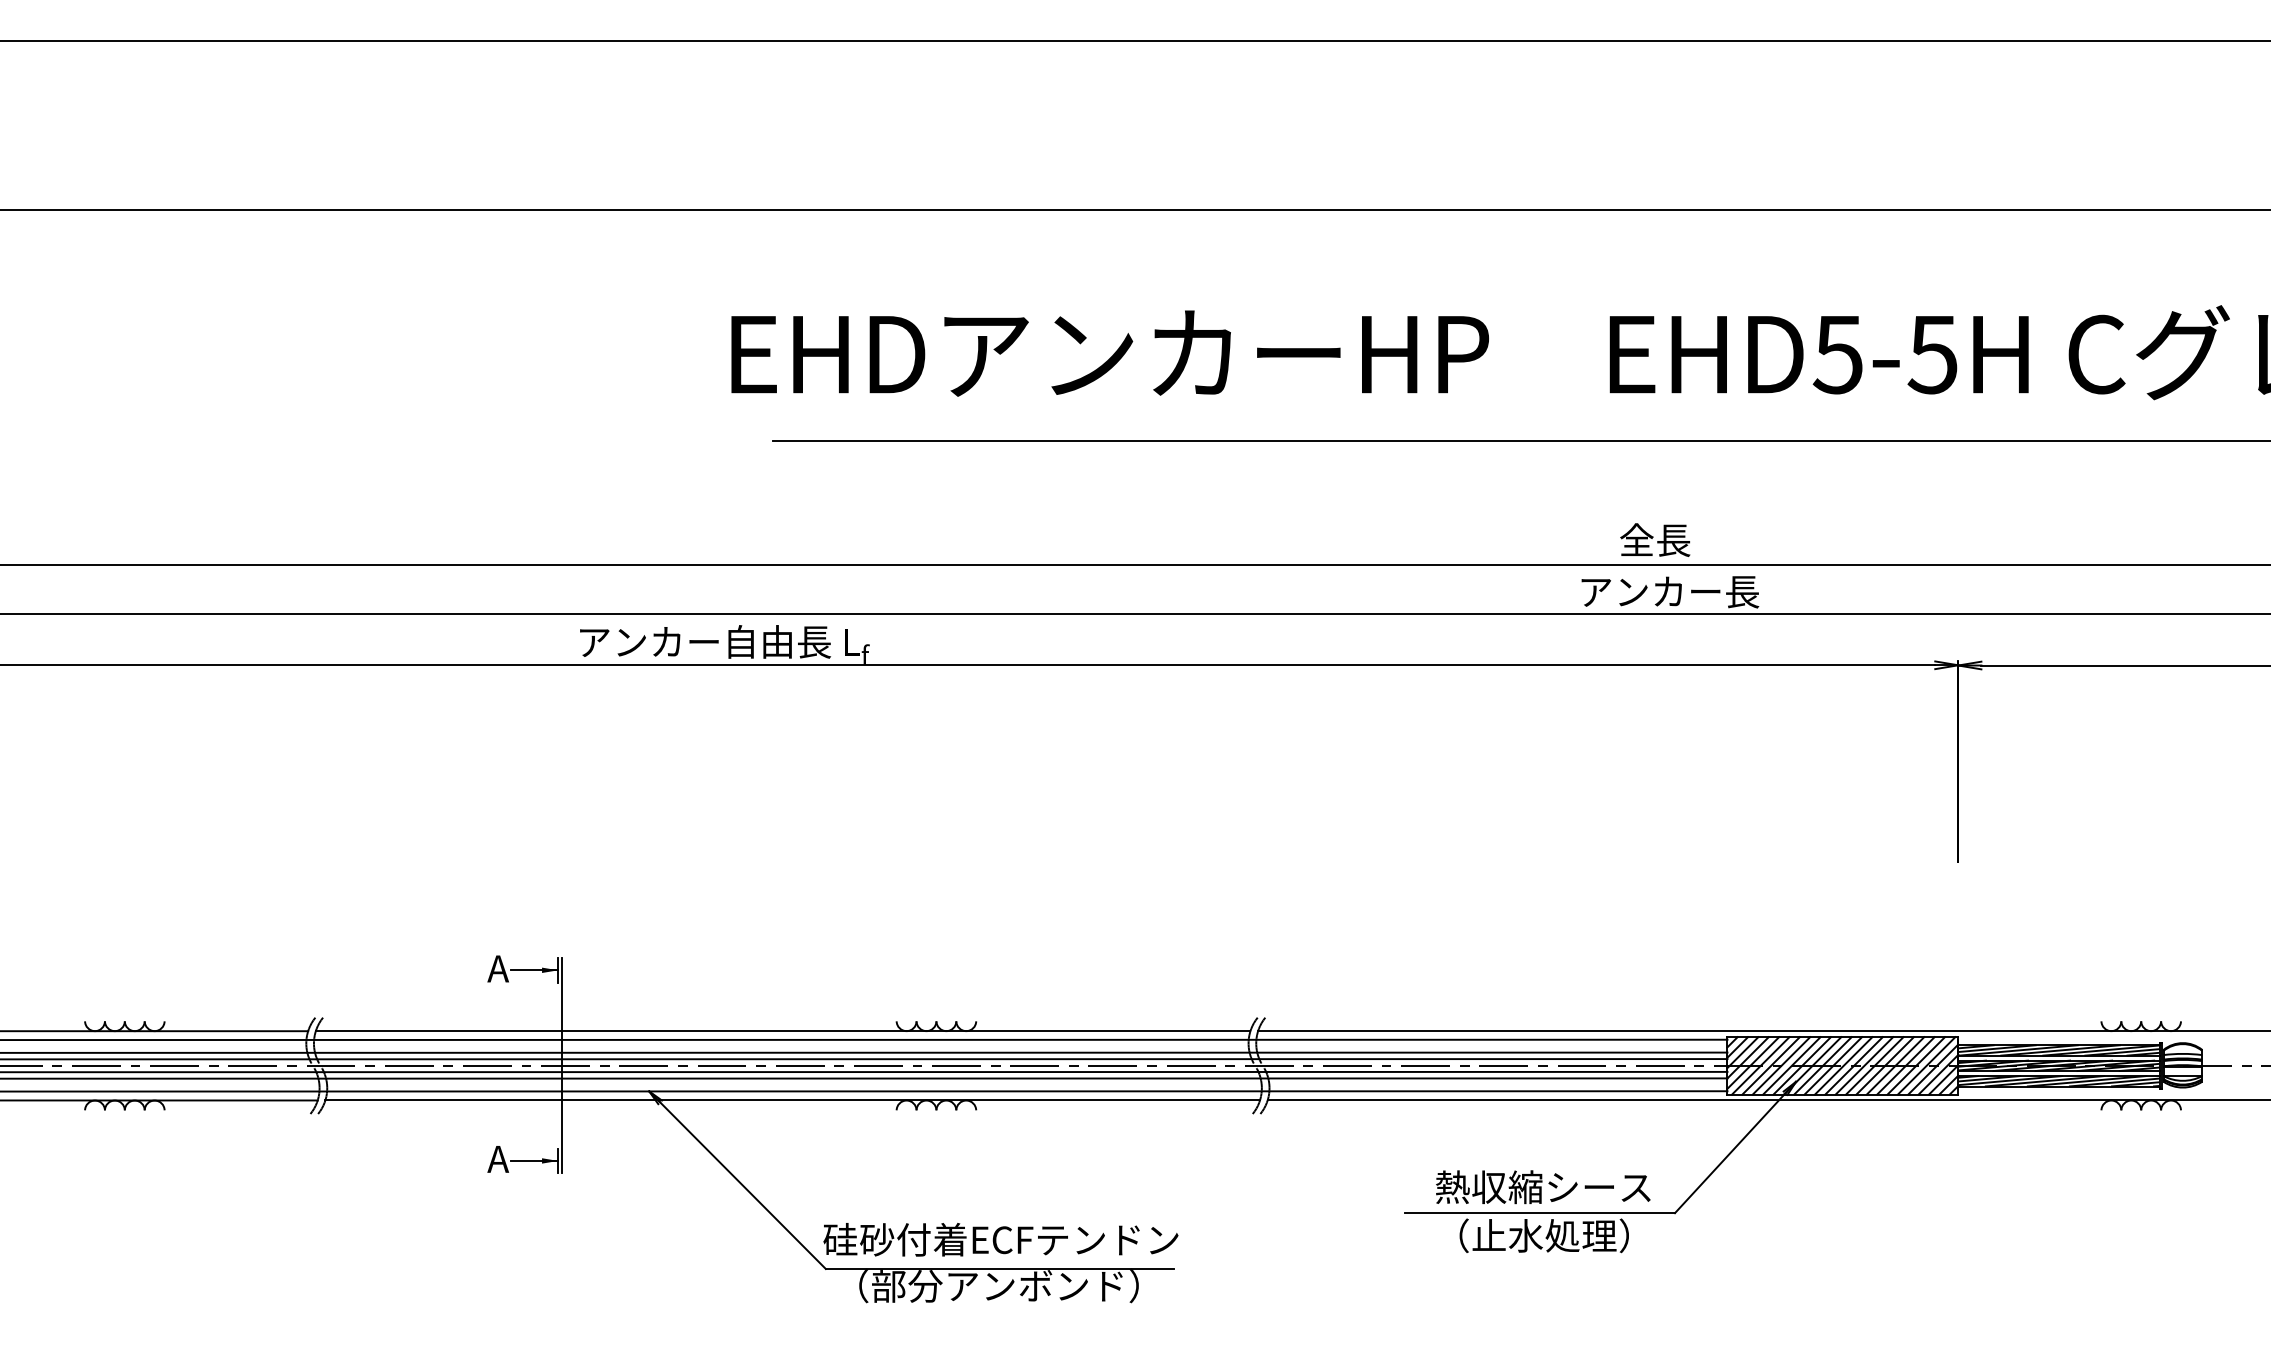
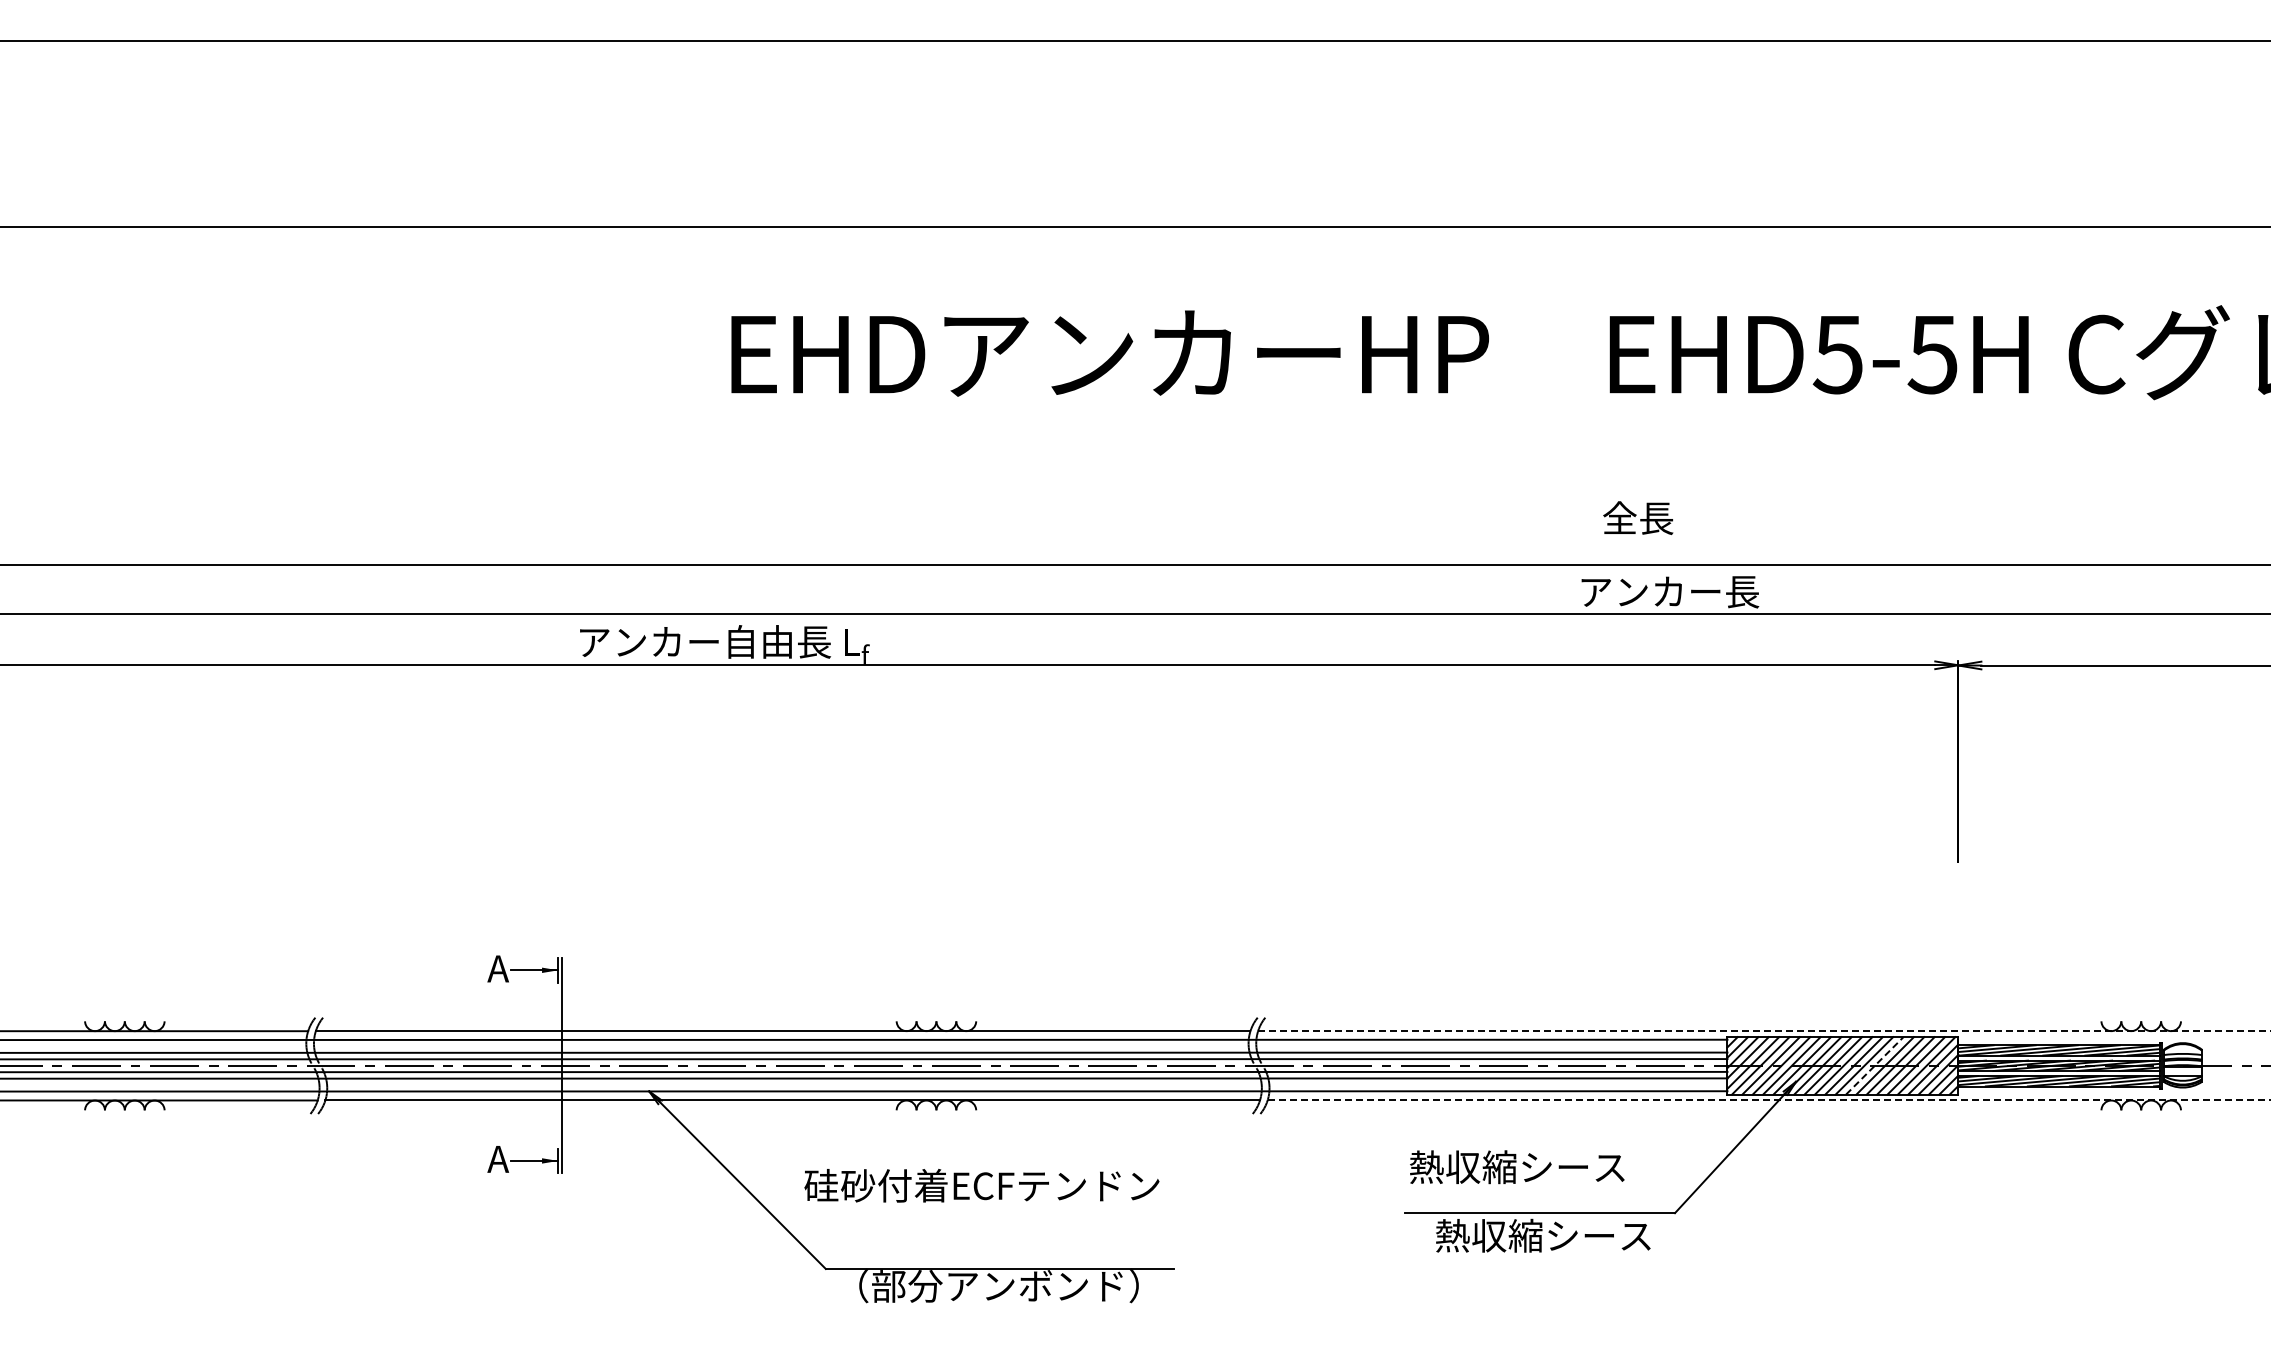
line position: (1134, 210) -> (1134, 227) (1134, 227)
line: present -> none (1519, 440)
text position: (1655, 539) -> (1638, 517) (1638, 517)
line: solid -> dashed (1764, 1031)
line: solid -> dashed (1874, 1065)
line: solid -> dashed (1769, 1100)
text position: (1543, 1187) -> (1517, 1167) (1517, 1167)
text: （止水処理） -> 熱収縮シース (1543, 1235)
text position: (1000, 1239) -> (981, 1185) (981, 1185)
